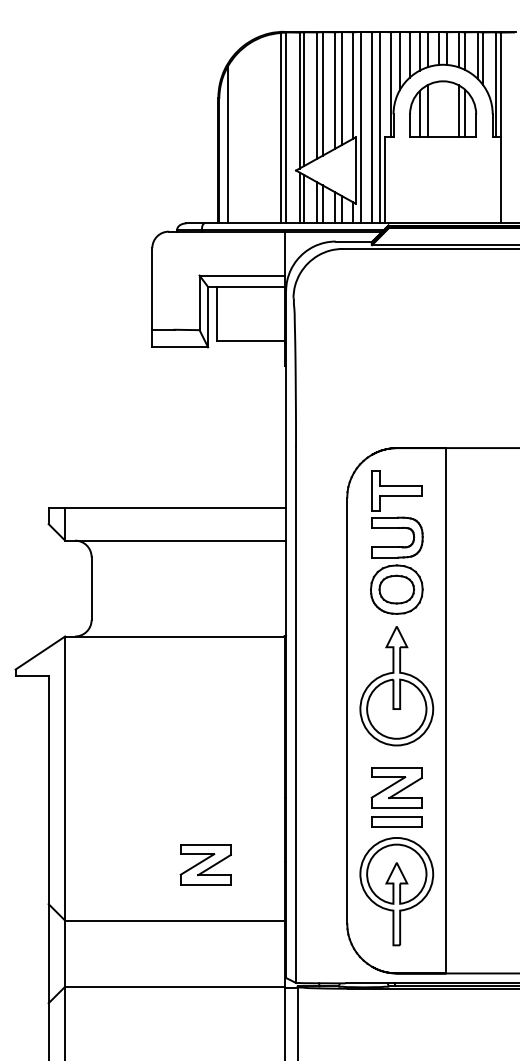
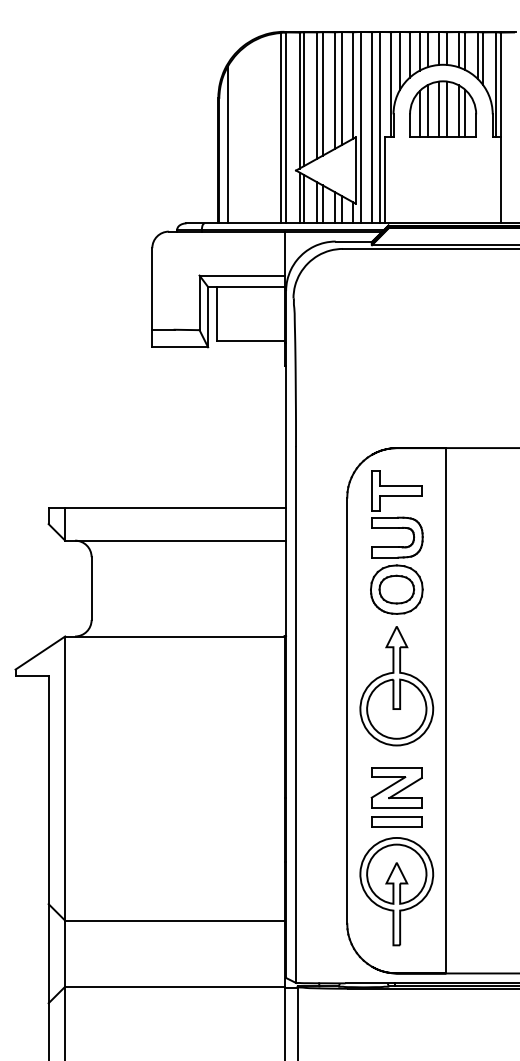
line: none -> present (439, 109)
line: none -> present (446, 109)
part: present -> none (205, 864)
